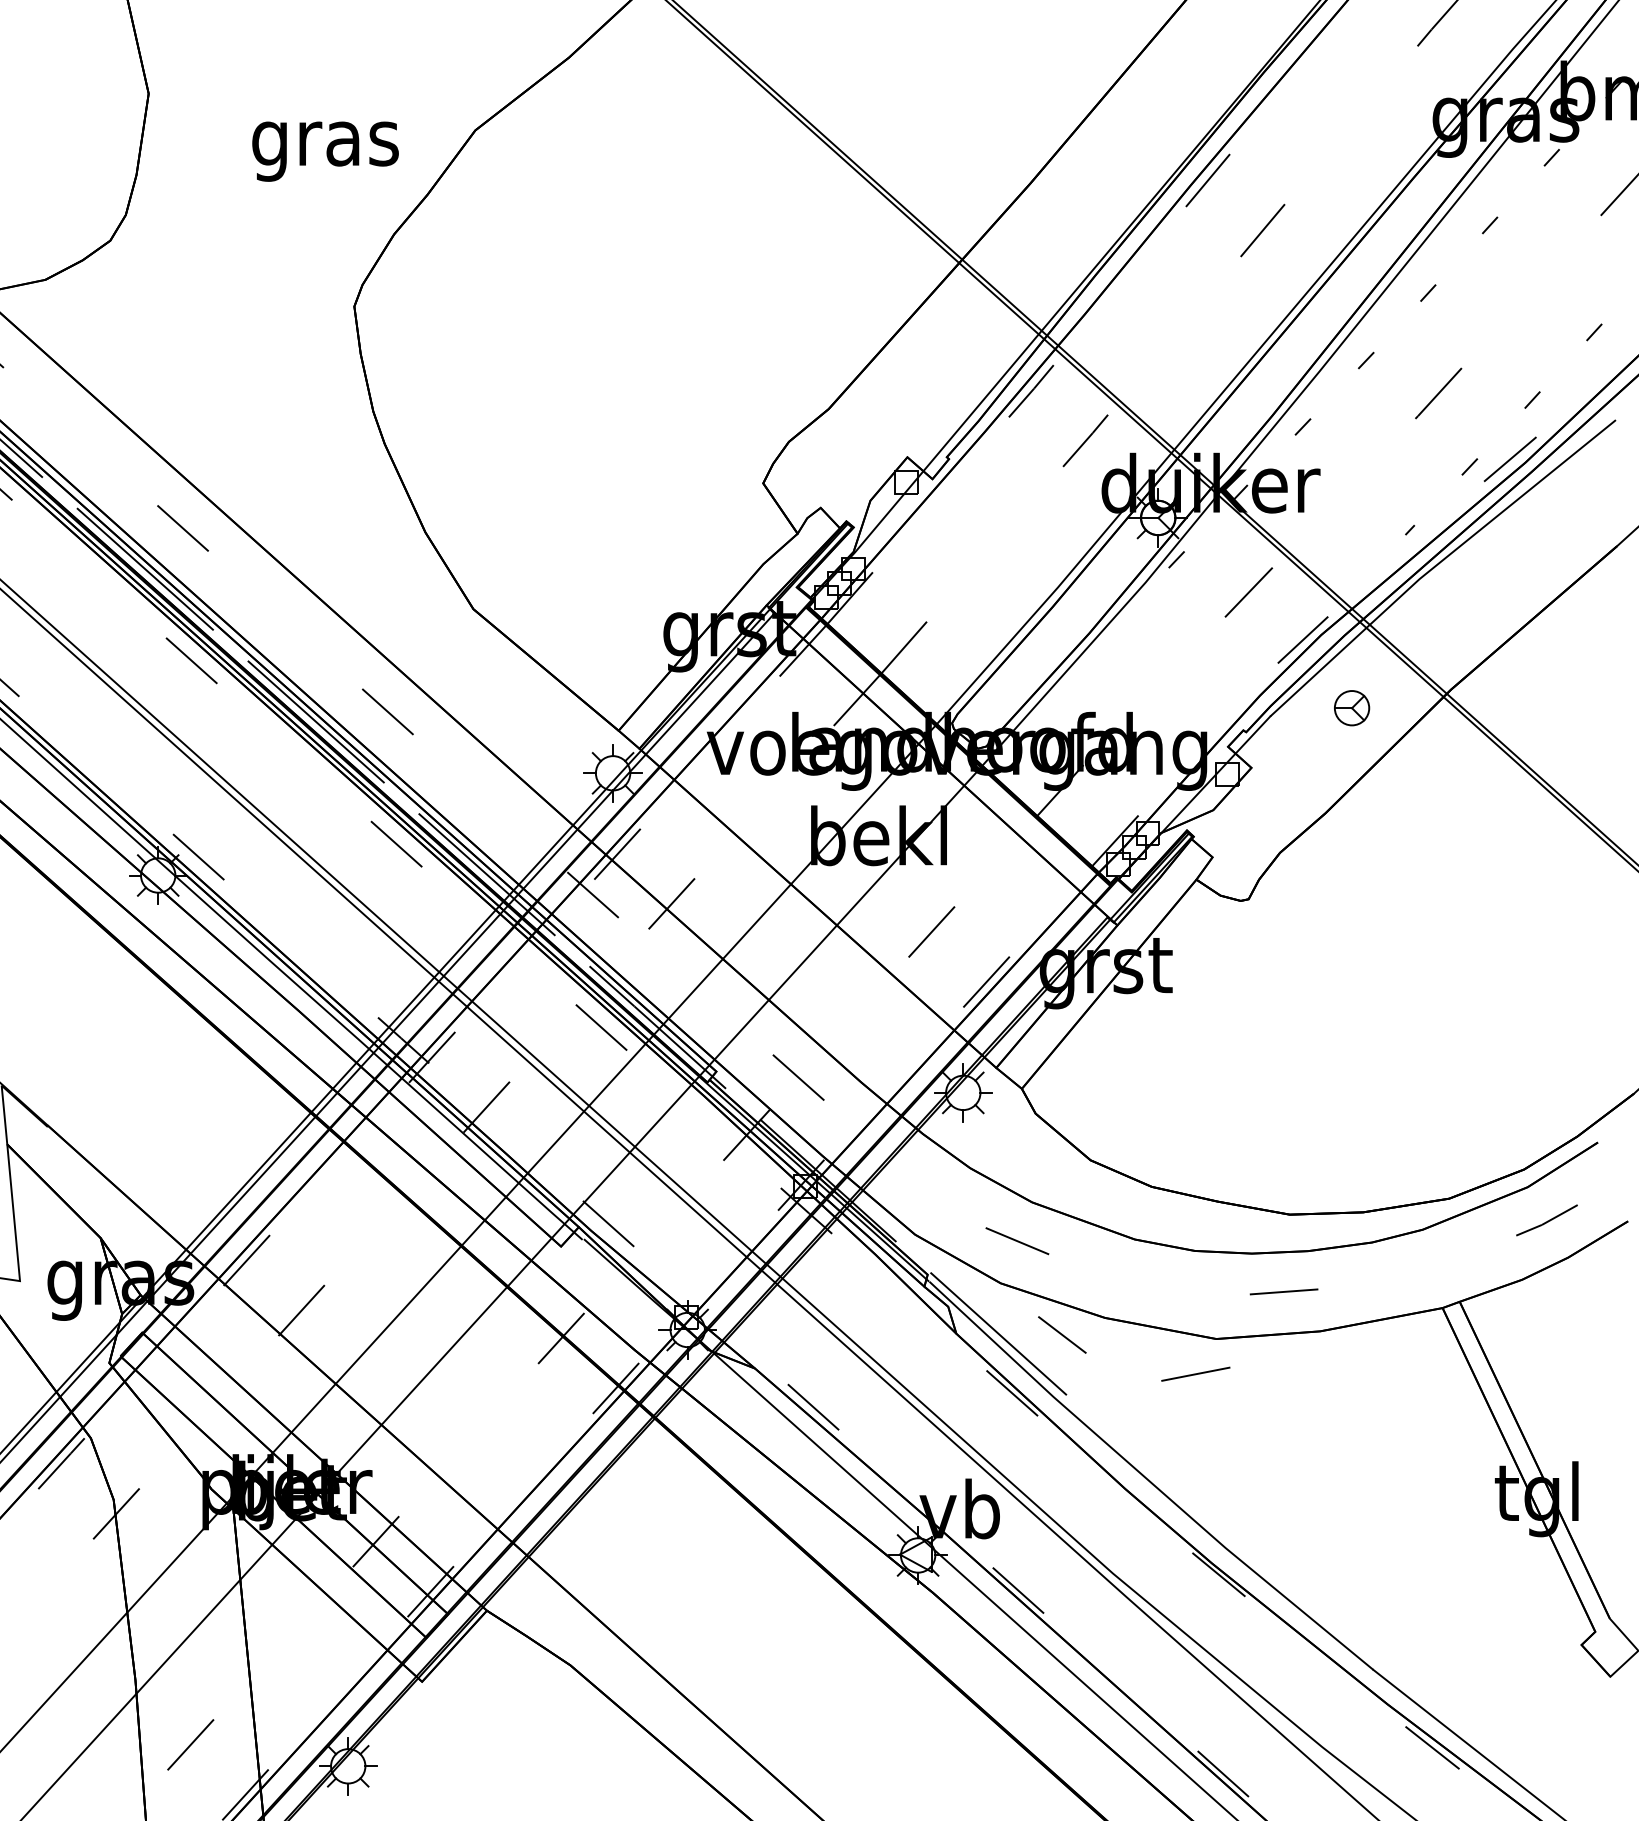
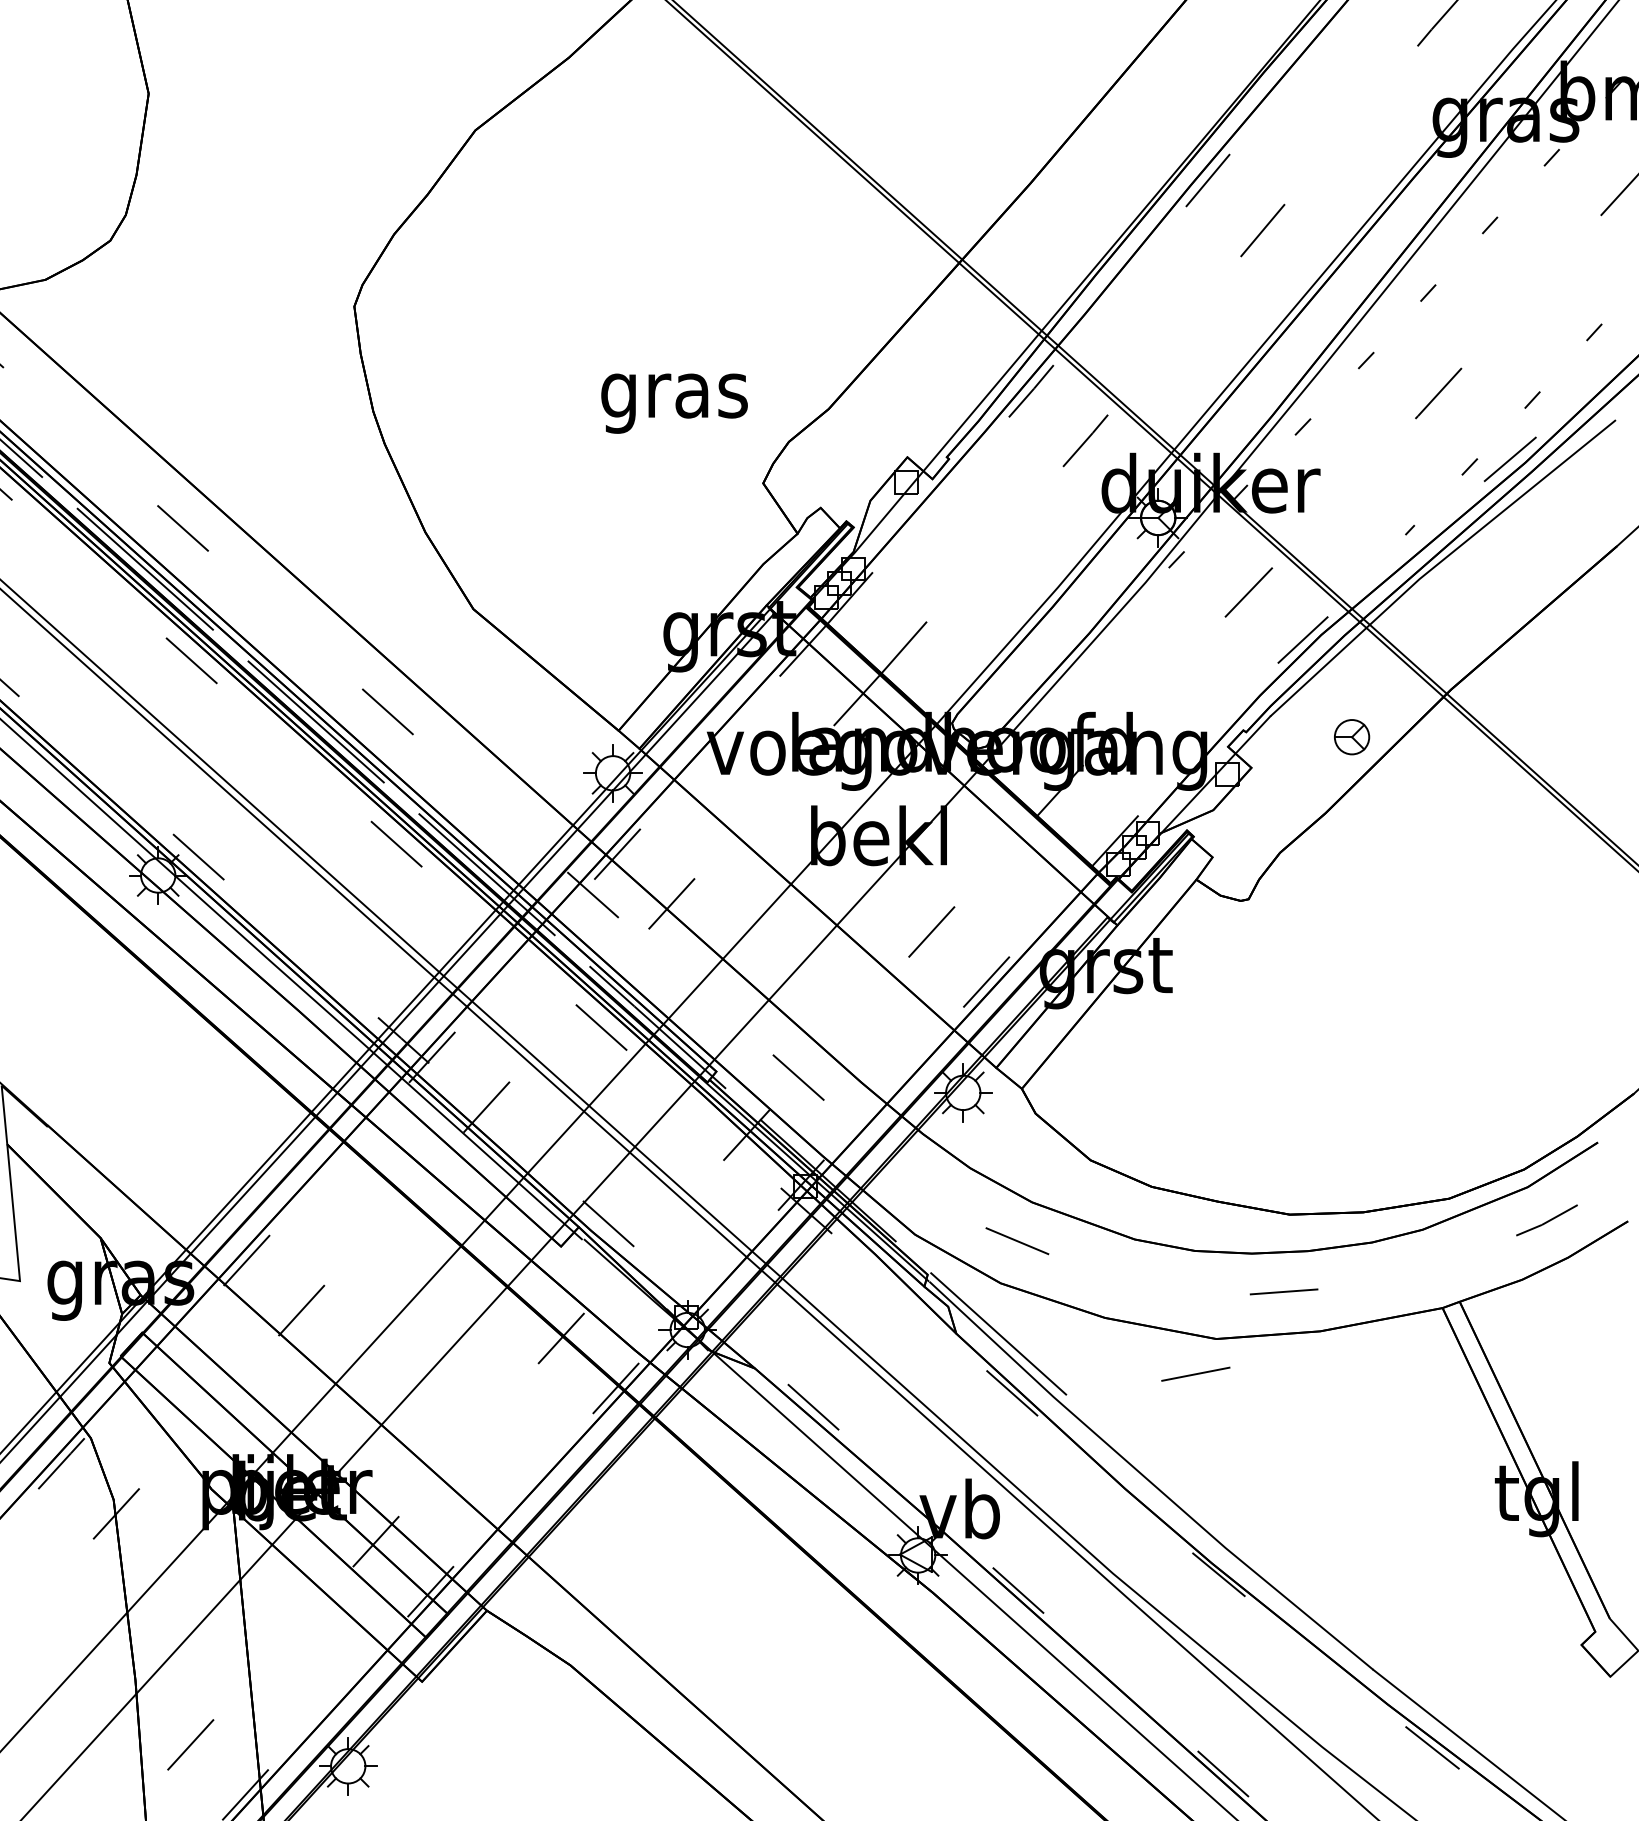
text position: (325, 151) -> (674, 403) (674, 403)
part position: (1352, 708) -> (1352, 737) (1352, 737)
line: present -> none (1062, 1334)
